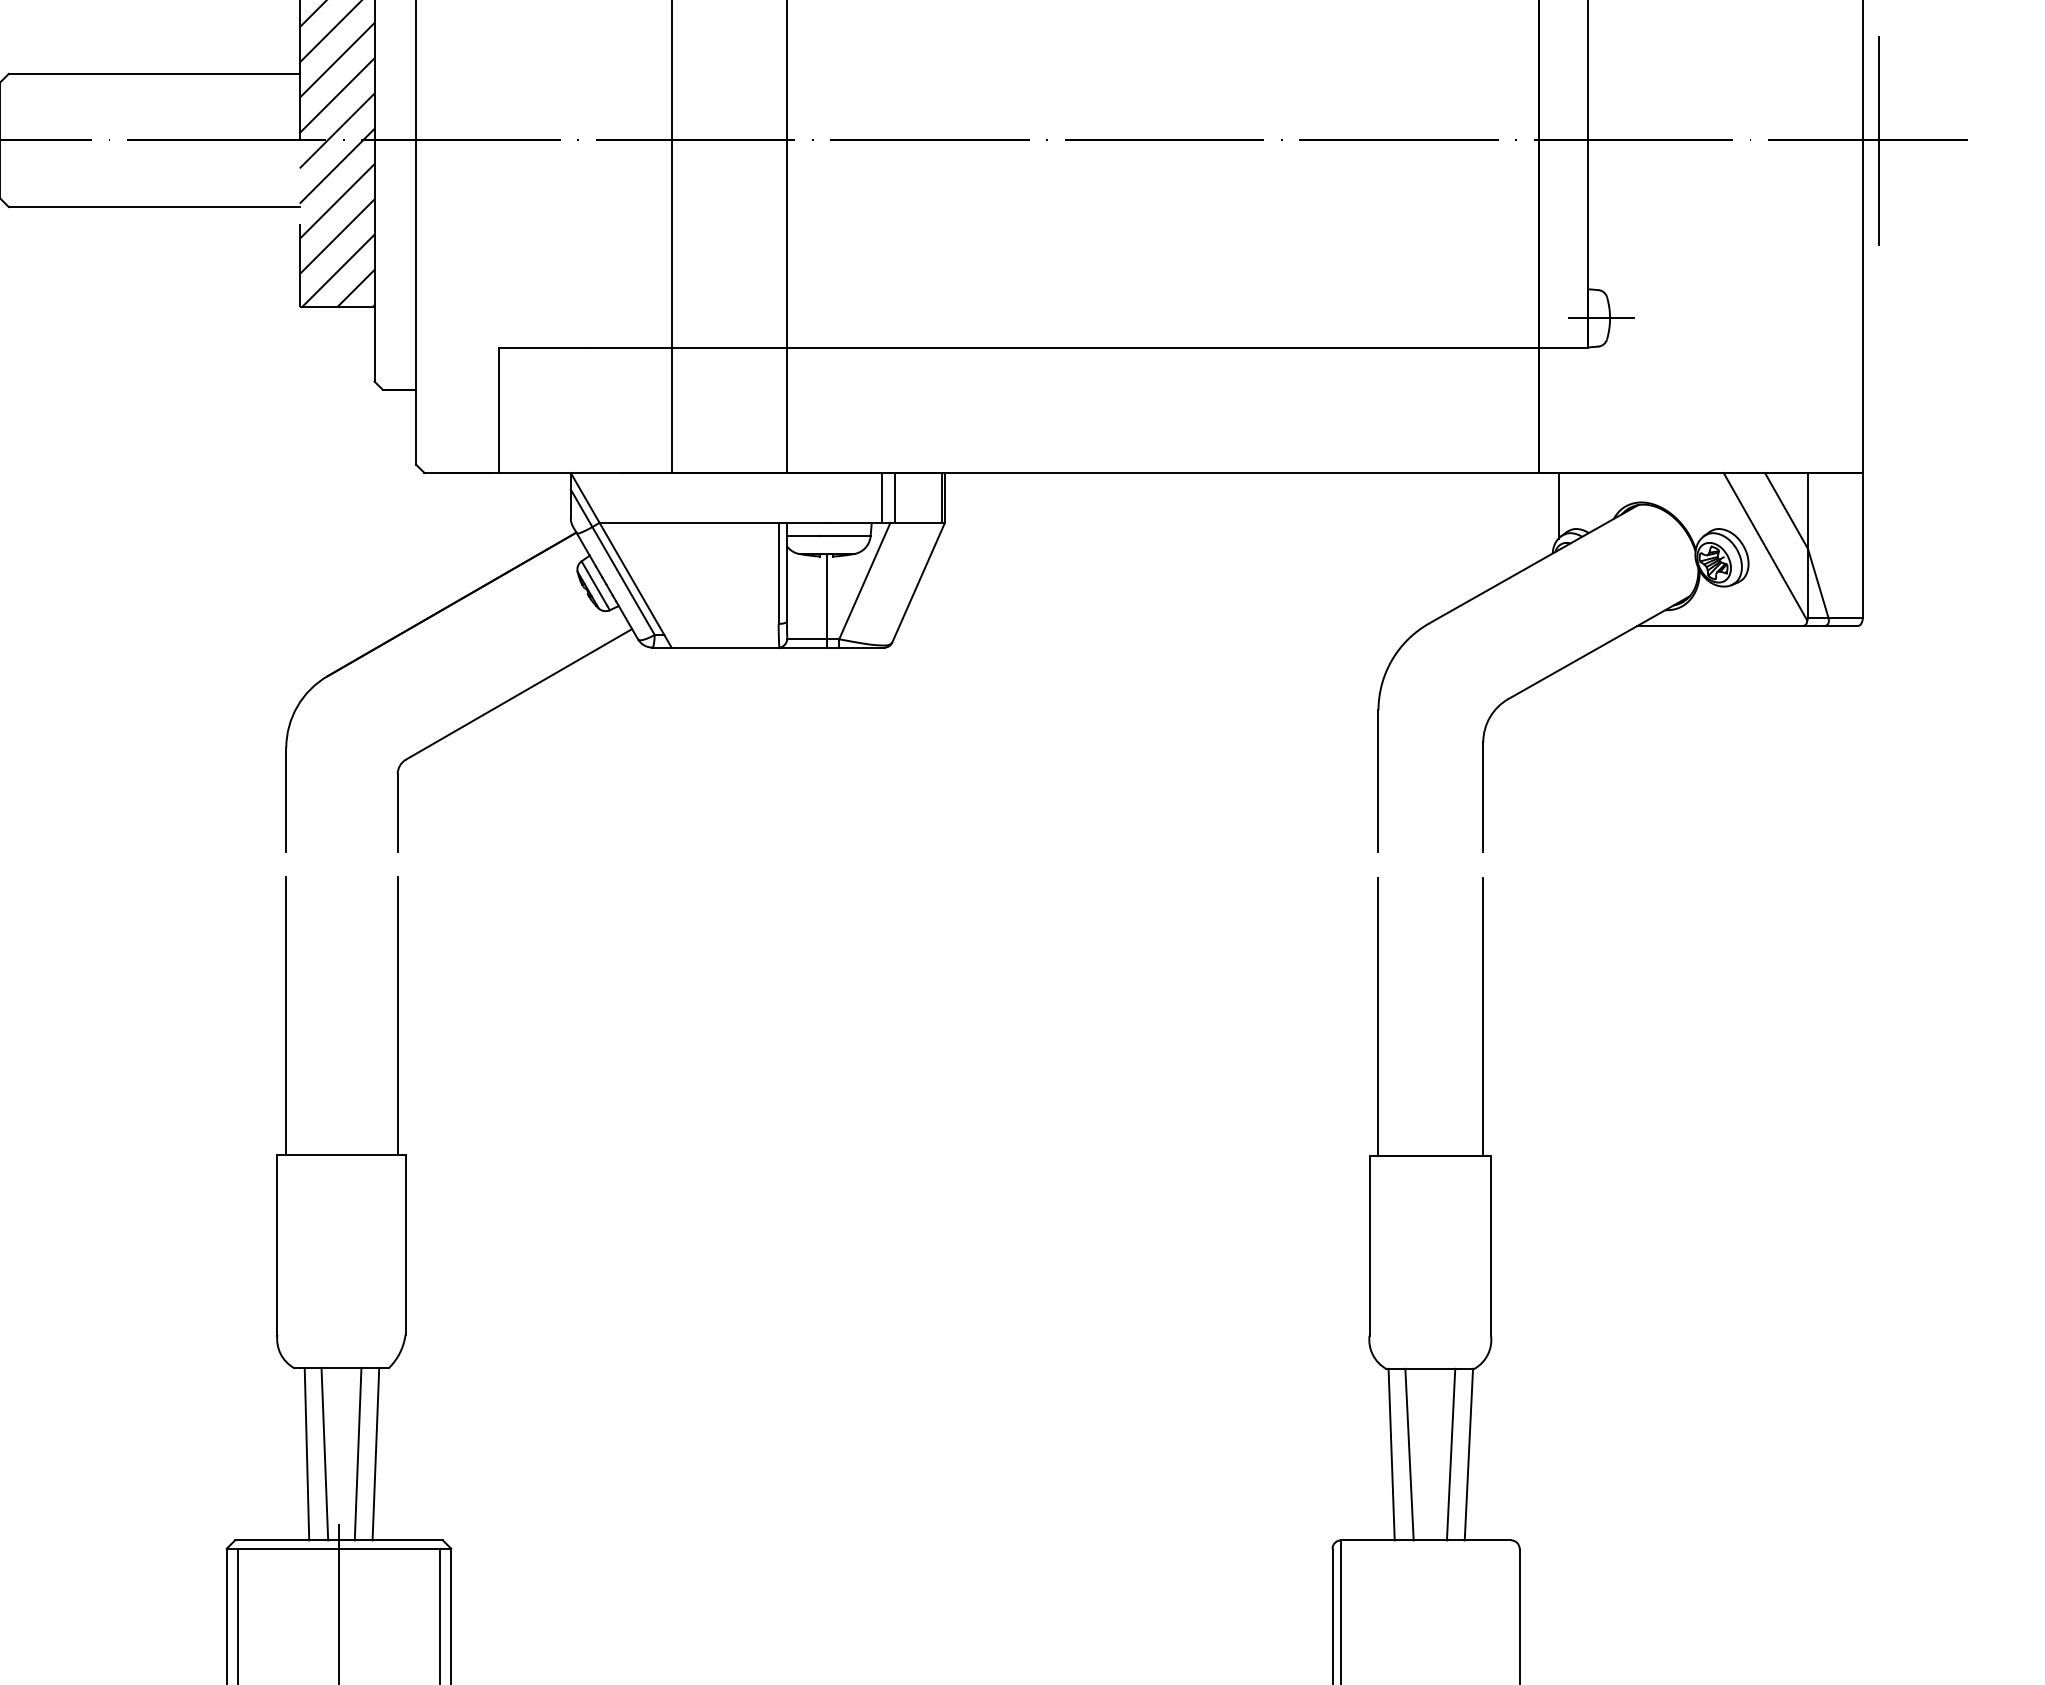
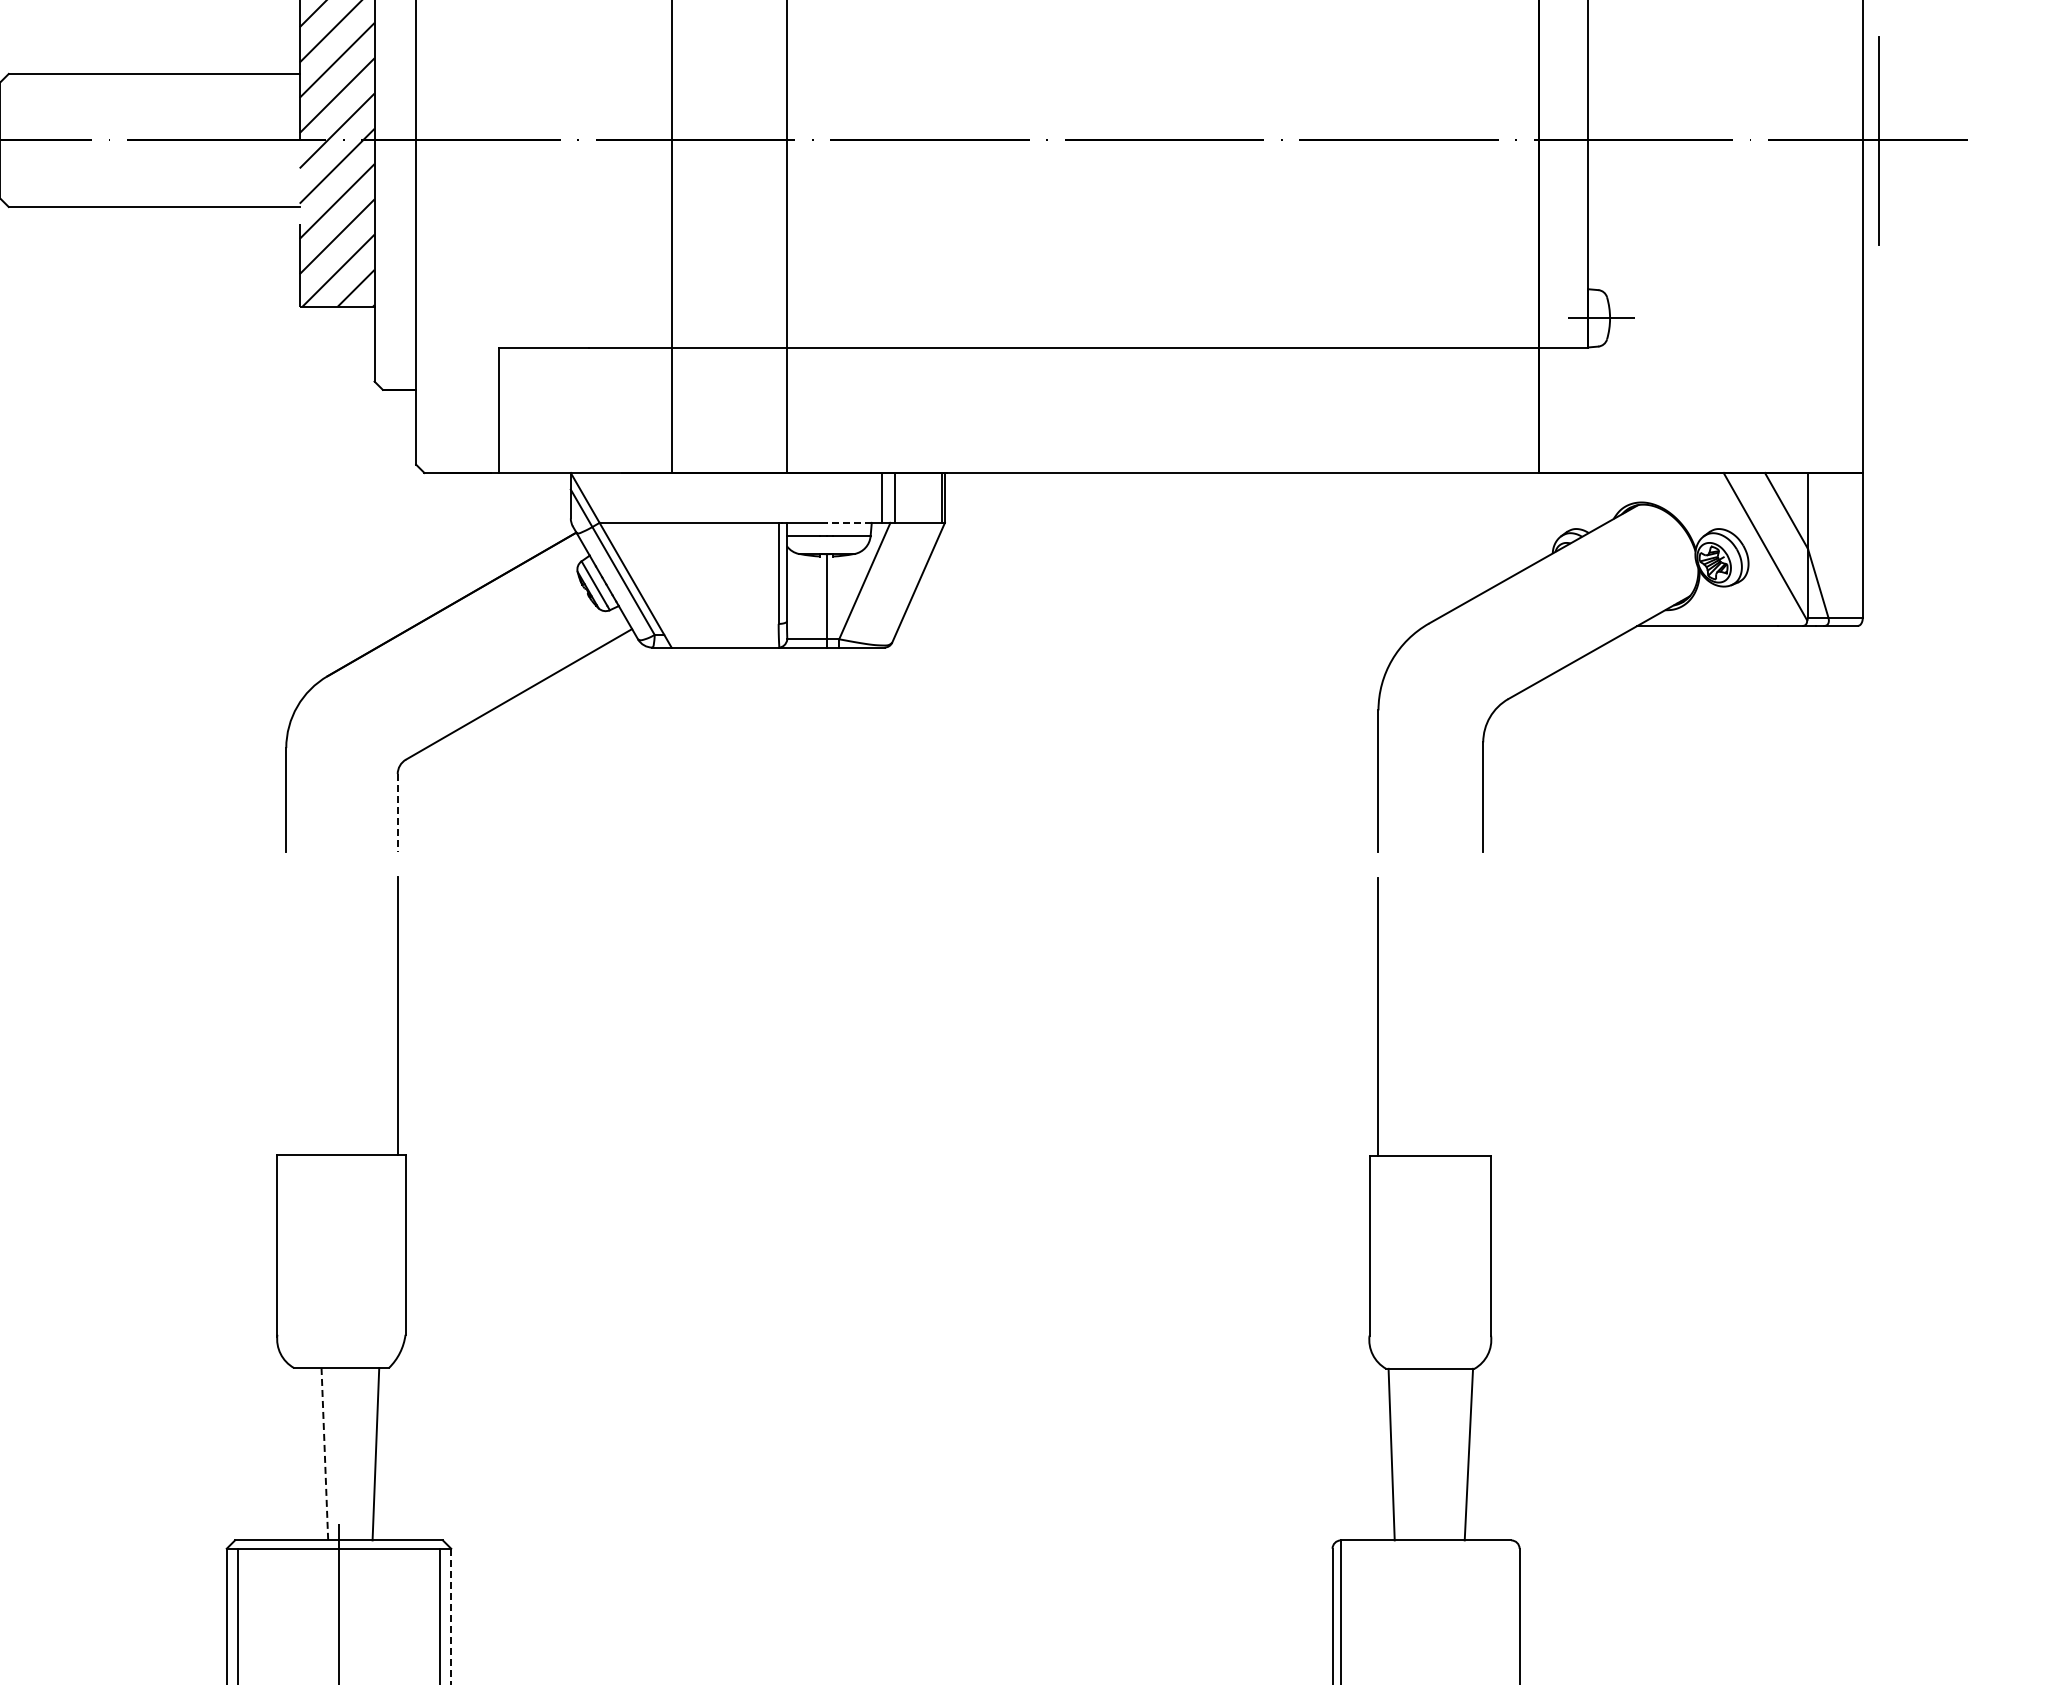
line: present -> none (1558, 505)
line: solid -> dashed (848, 522)
line: solid -> dashed (397, 813)
line: present -> none (286, 1015)
line: present -> none (1483, 1016)
line: present -> none (306, 1453)
line: present -> none (357, 1453)
line: solid -> dashed (324, 1454)
line: present -> none (1409, 1454)
line: present -> none (1450, 1454)
line: solid -> dashed (451, 1616)
